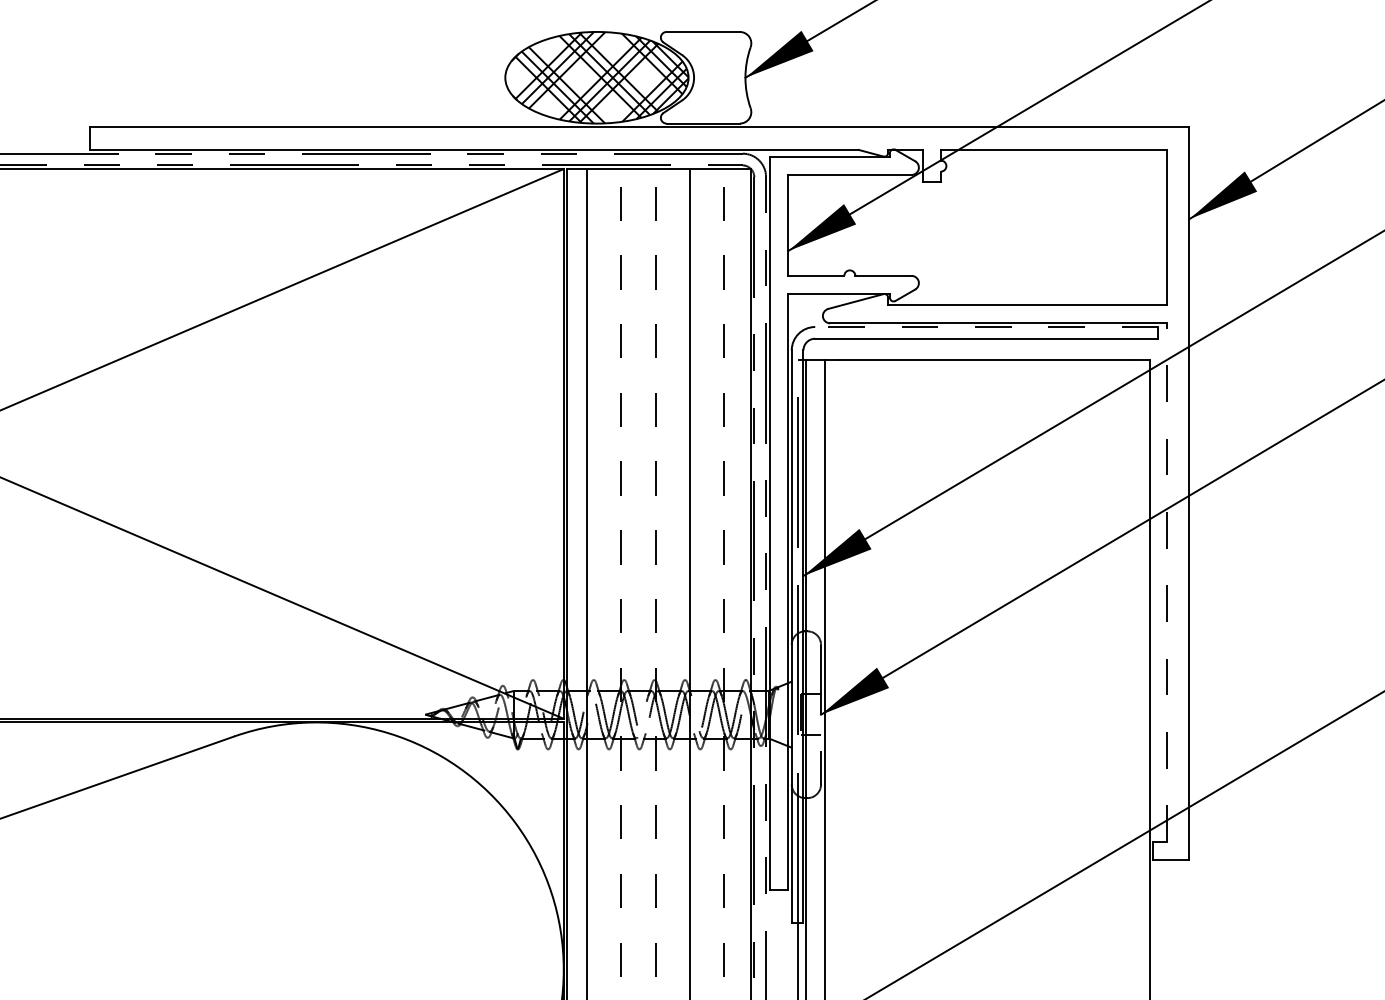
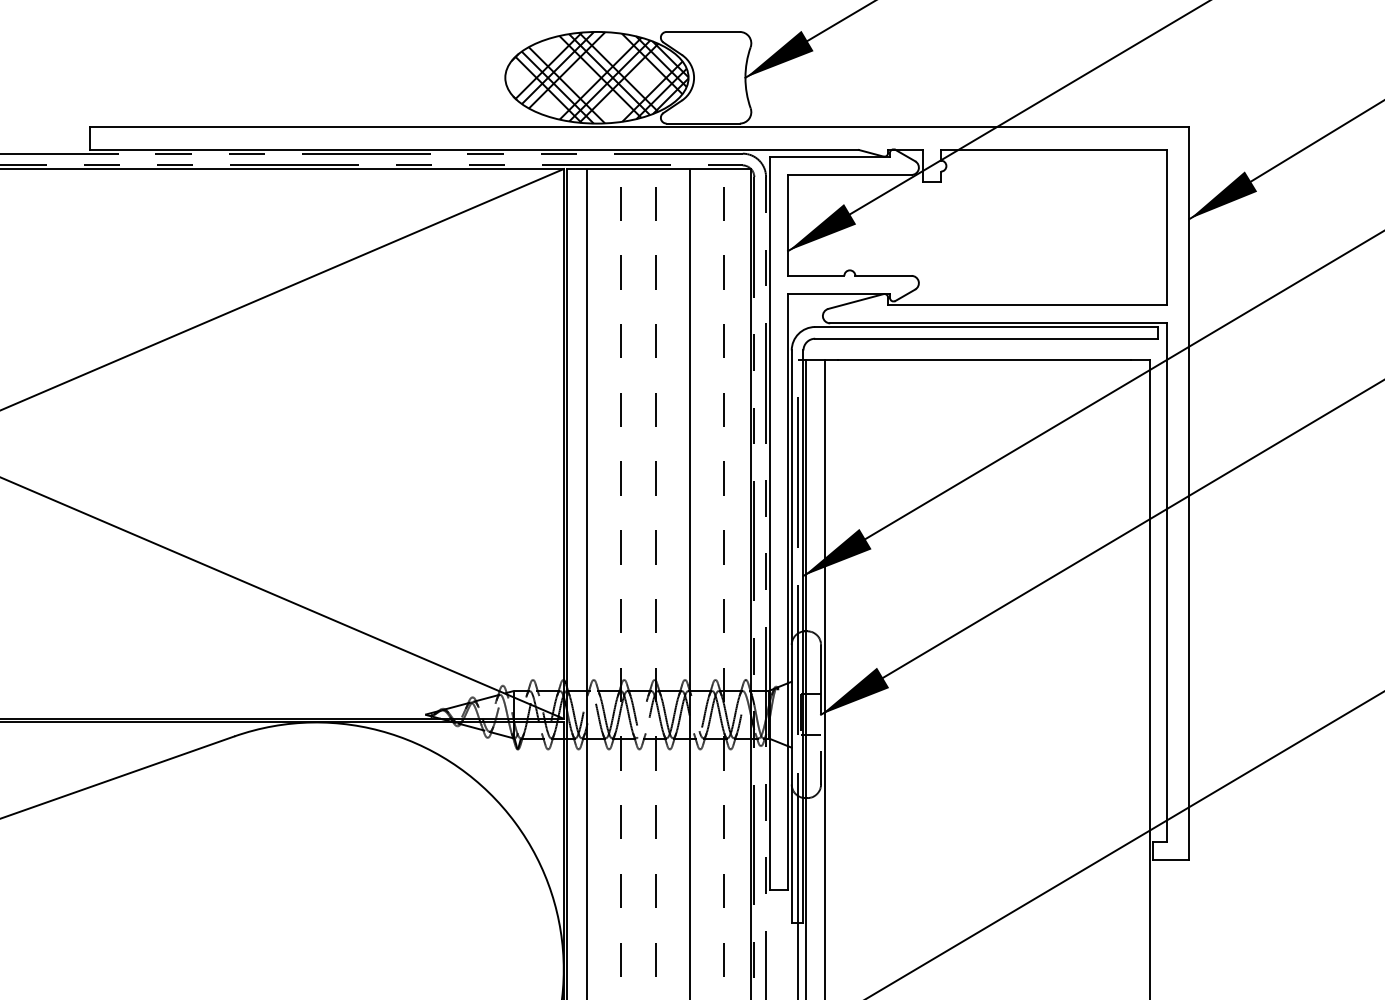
line: dashed -> solid (986, 327)
line: dashed -> solid (1166, 582)
